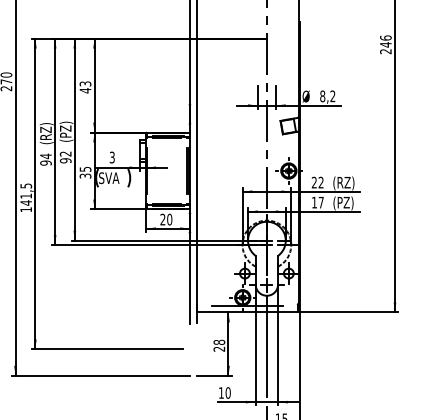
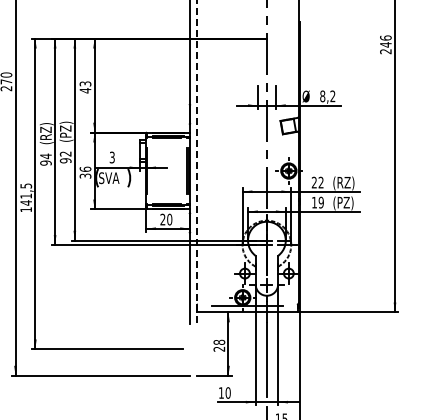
line: solid -> dashed (196, 161)
text: 35 -> 36 (85, 168)
text: 17 -> 19 (320, 202)
